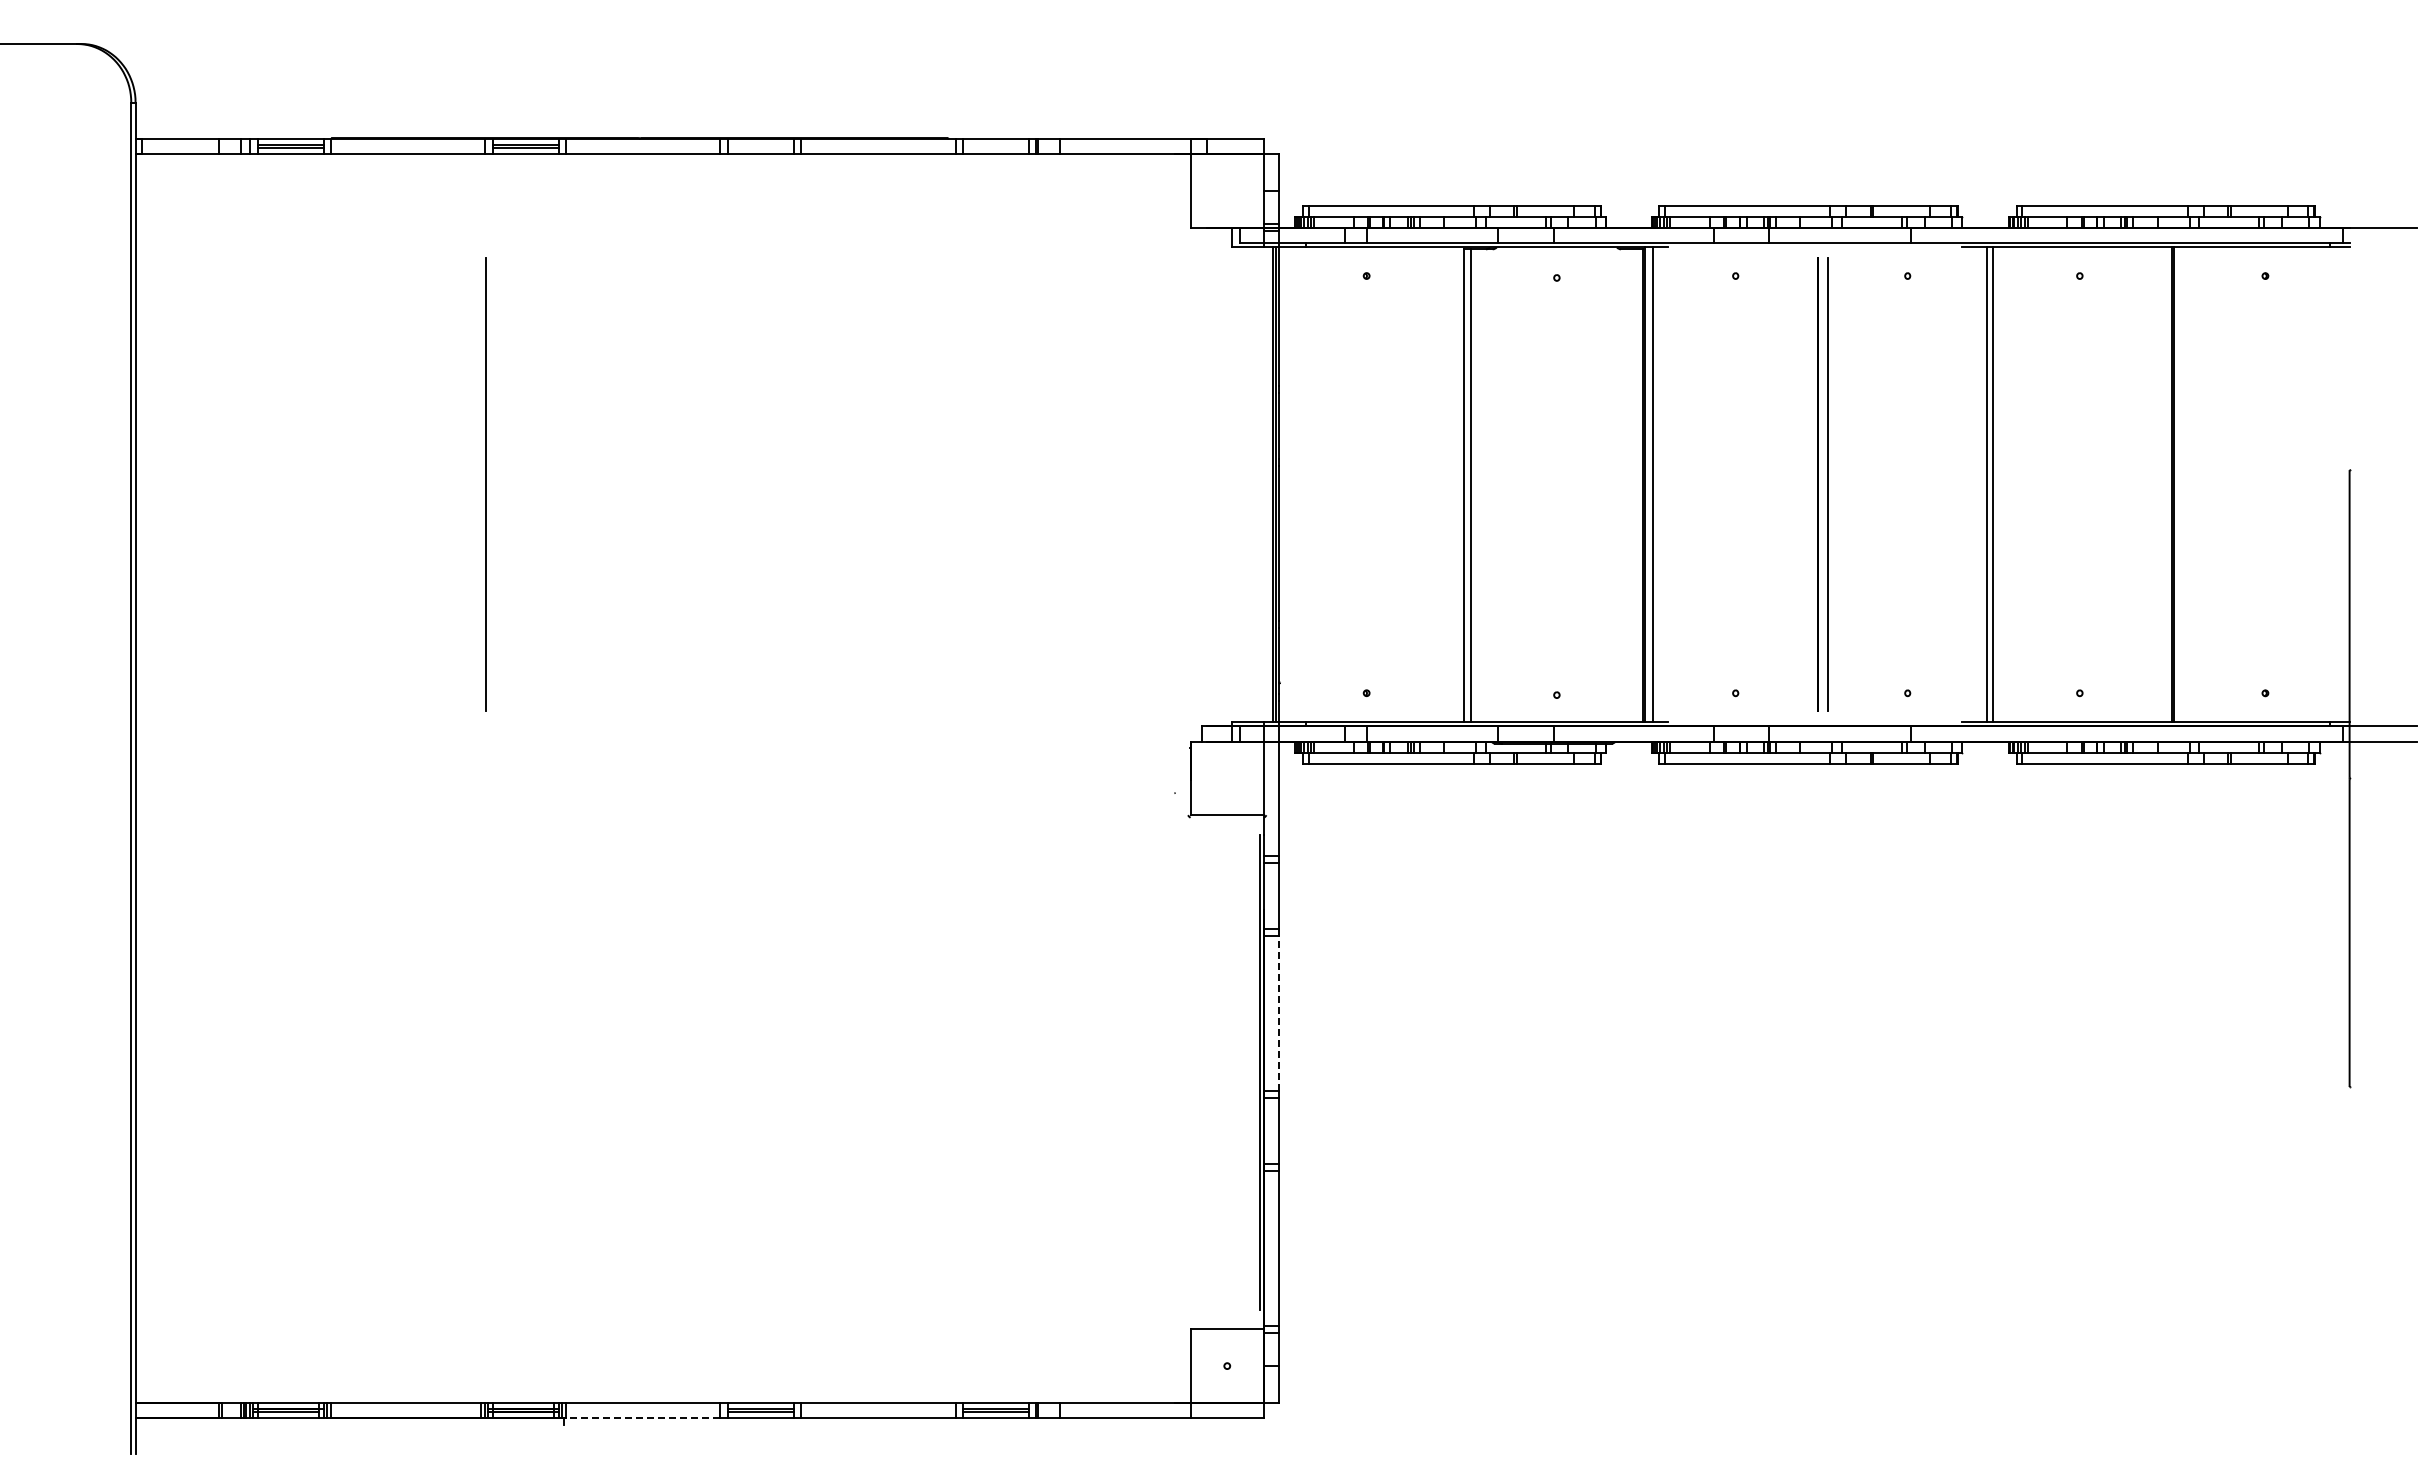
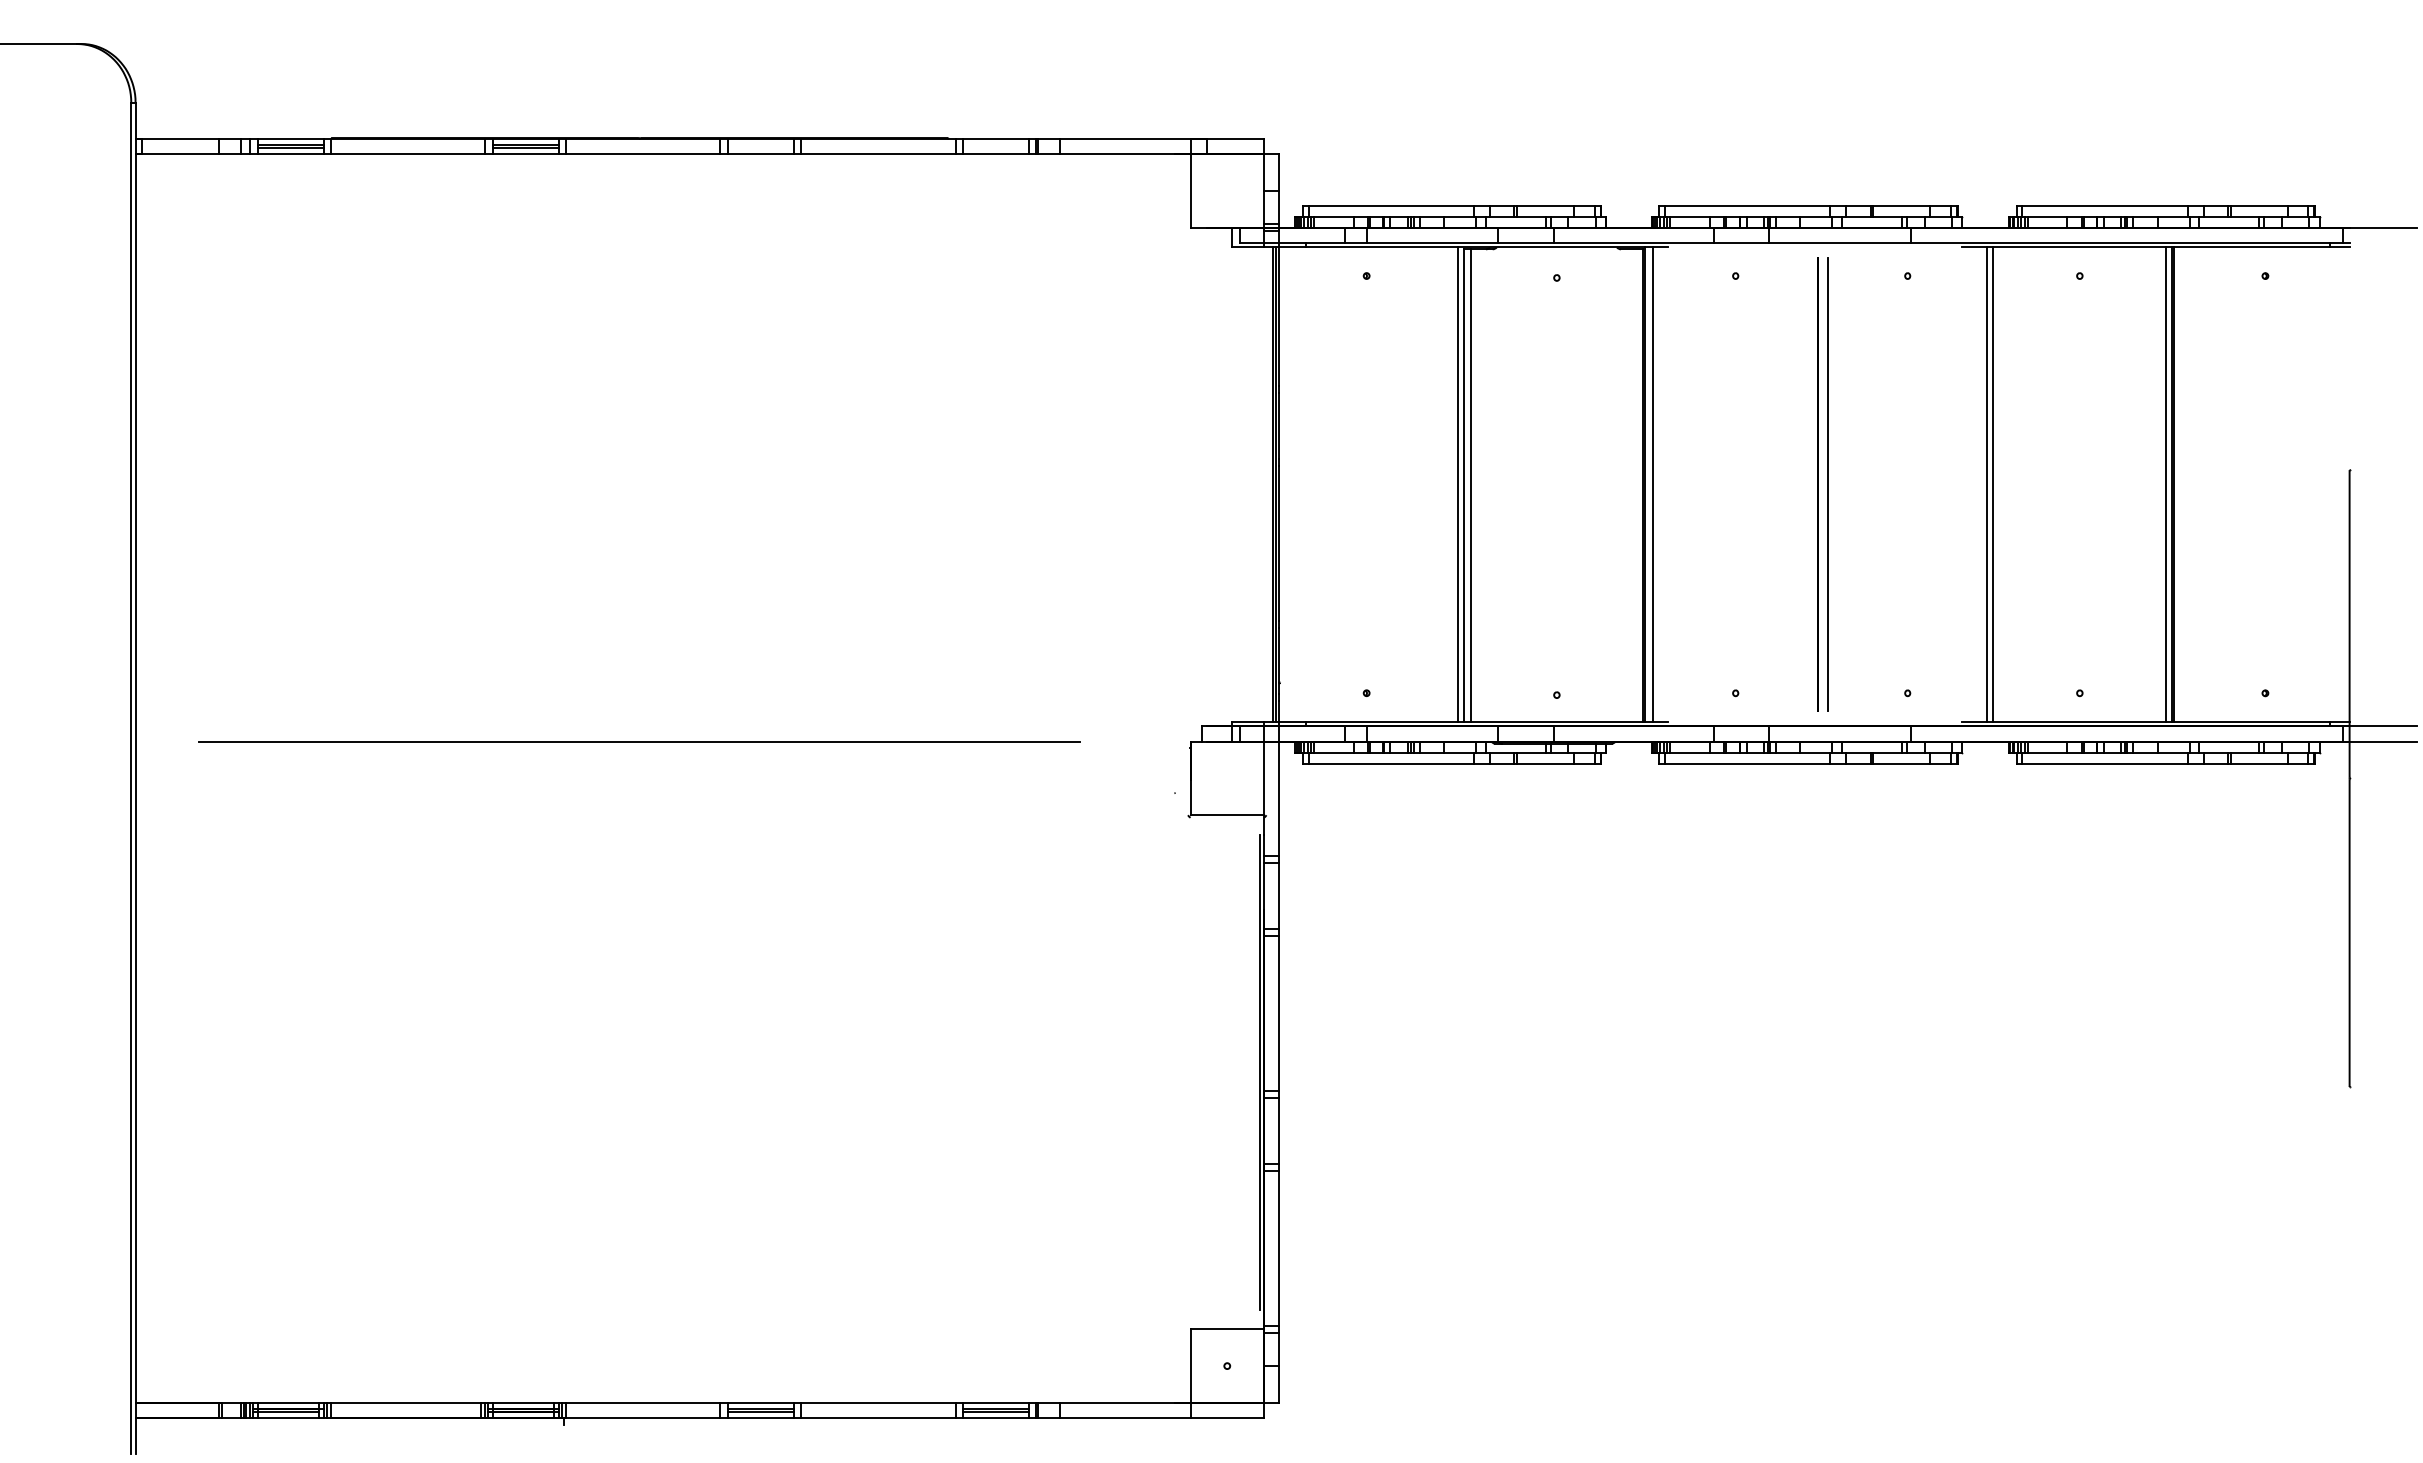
line: present -> none (485, 484)
line: none -> present (1457, 484)
line: none -> present (2166, 484)
line: none -> present (639, 741)
line: dashed -> solid (1279, 1013)
line: dashed -> solid (642, 1418)
